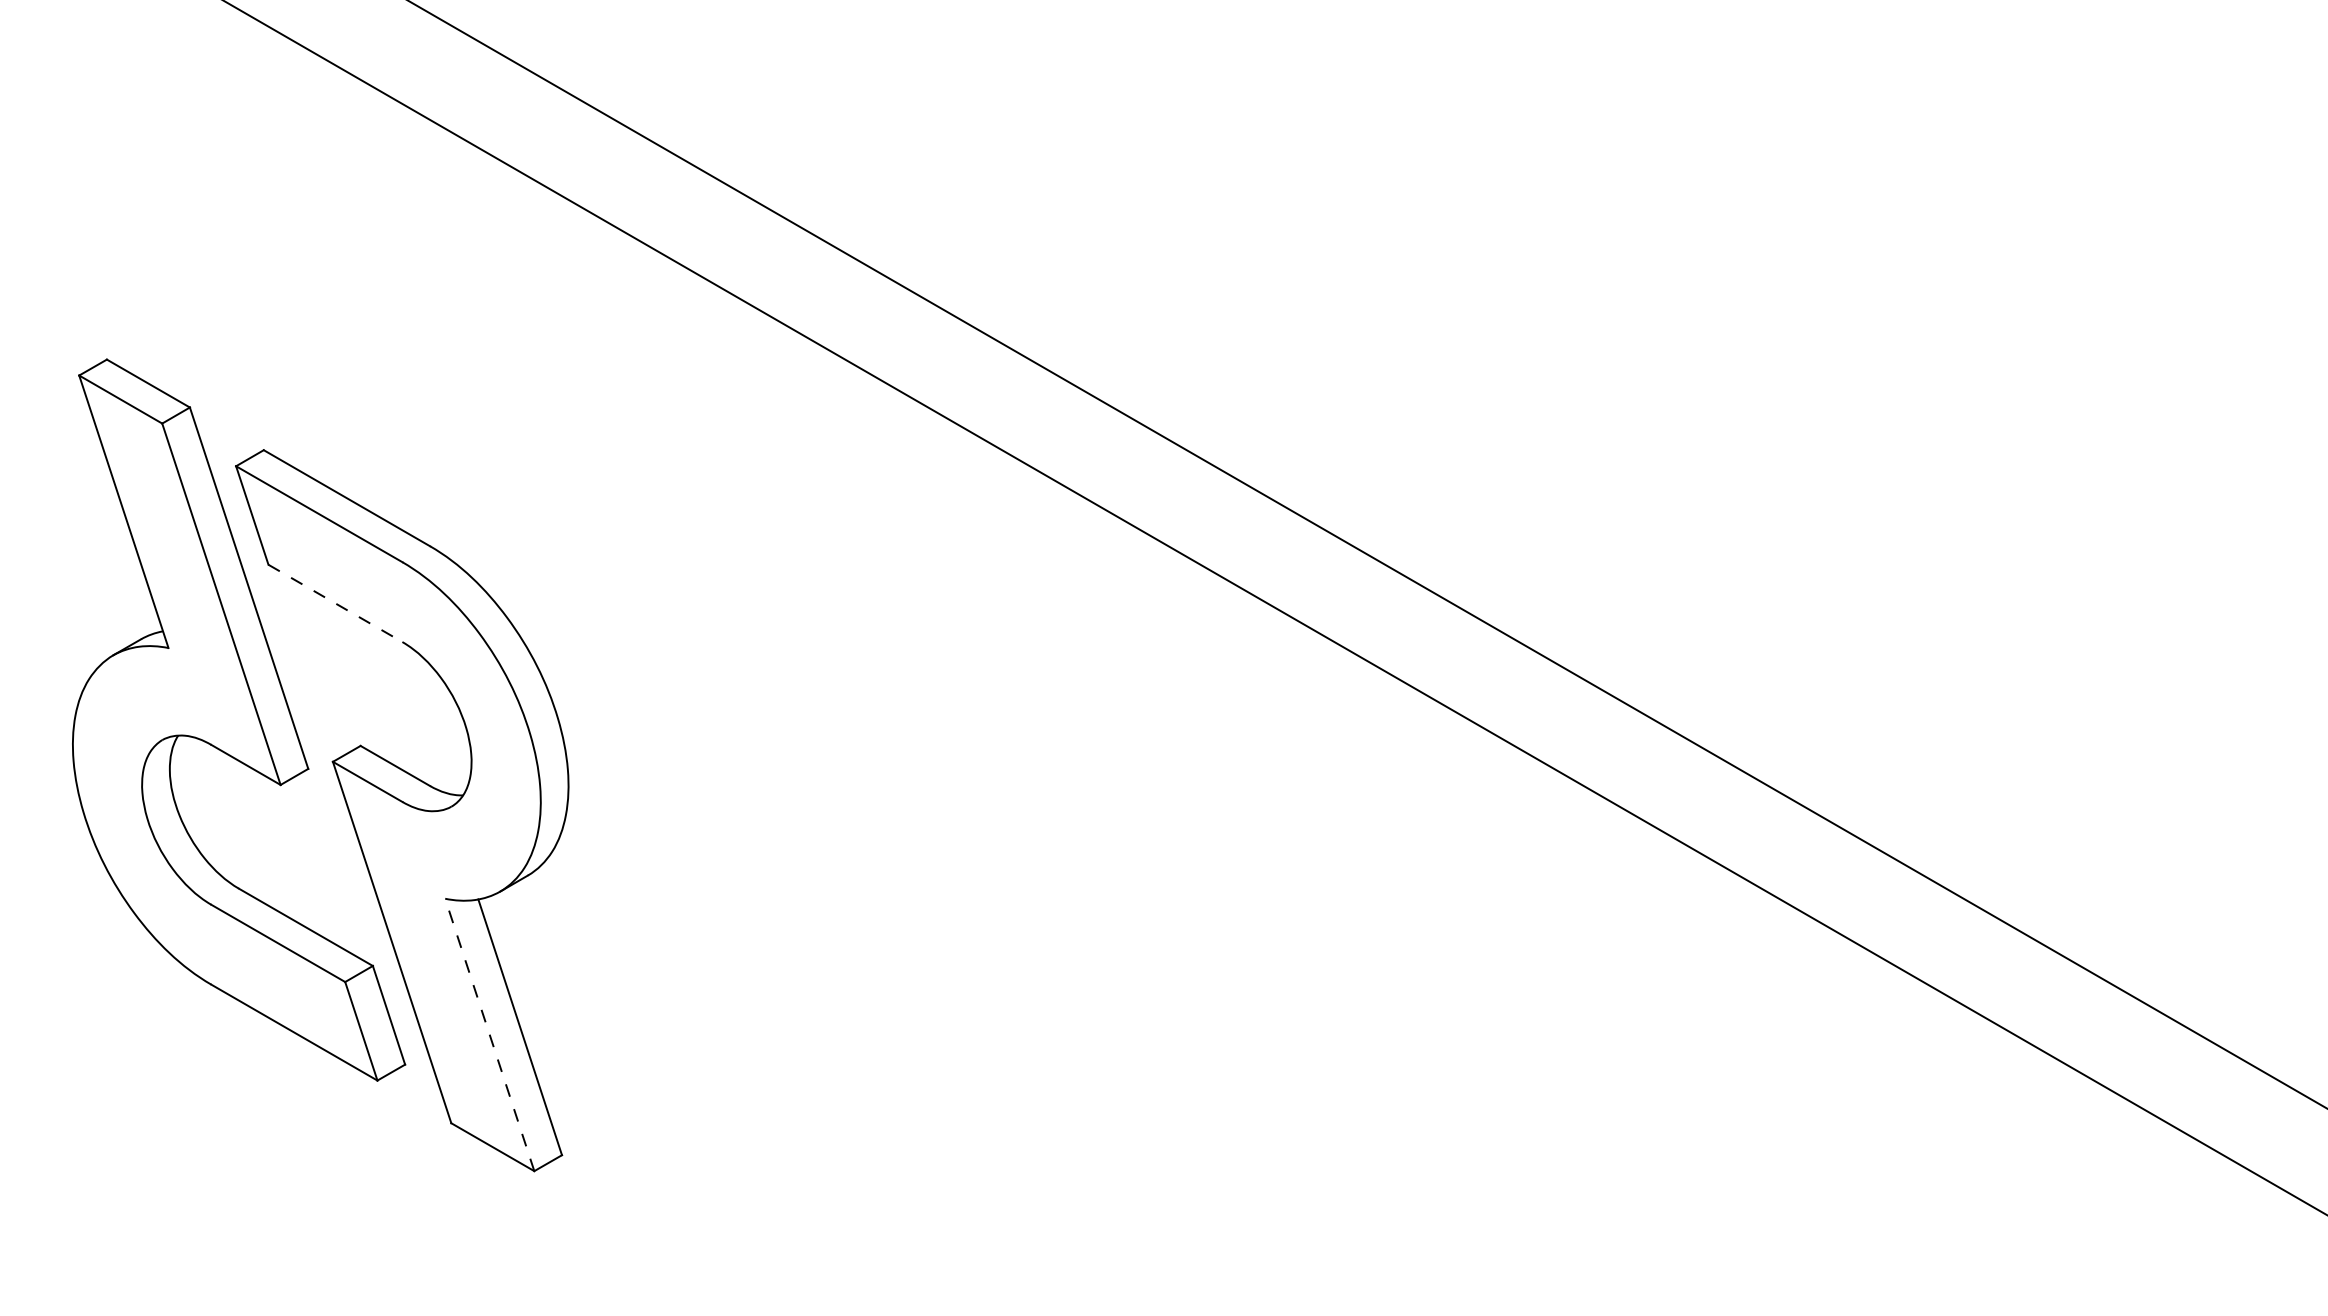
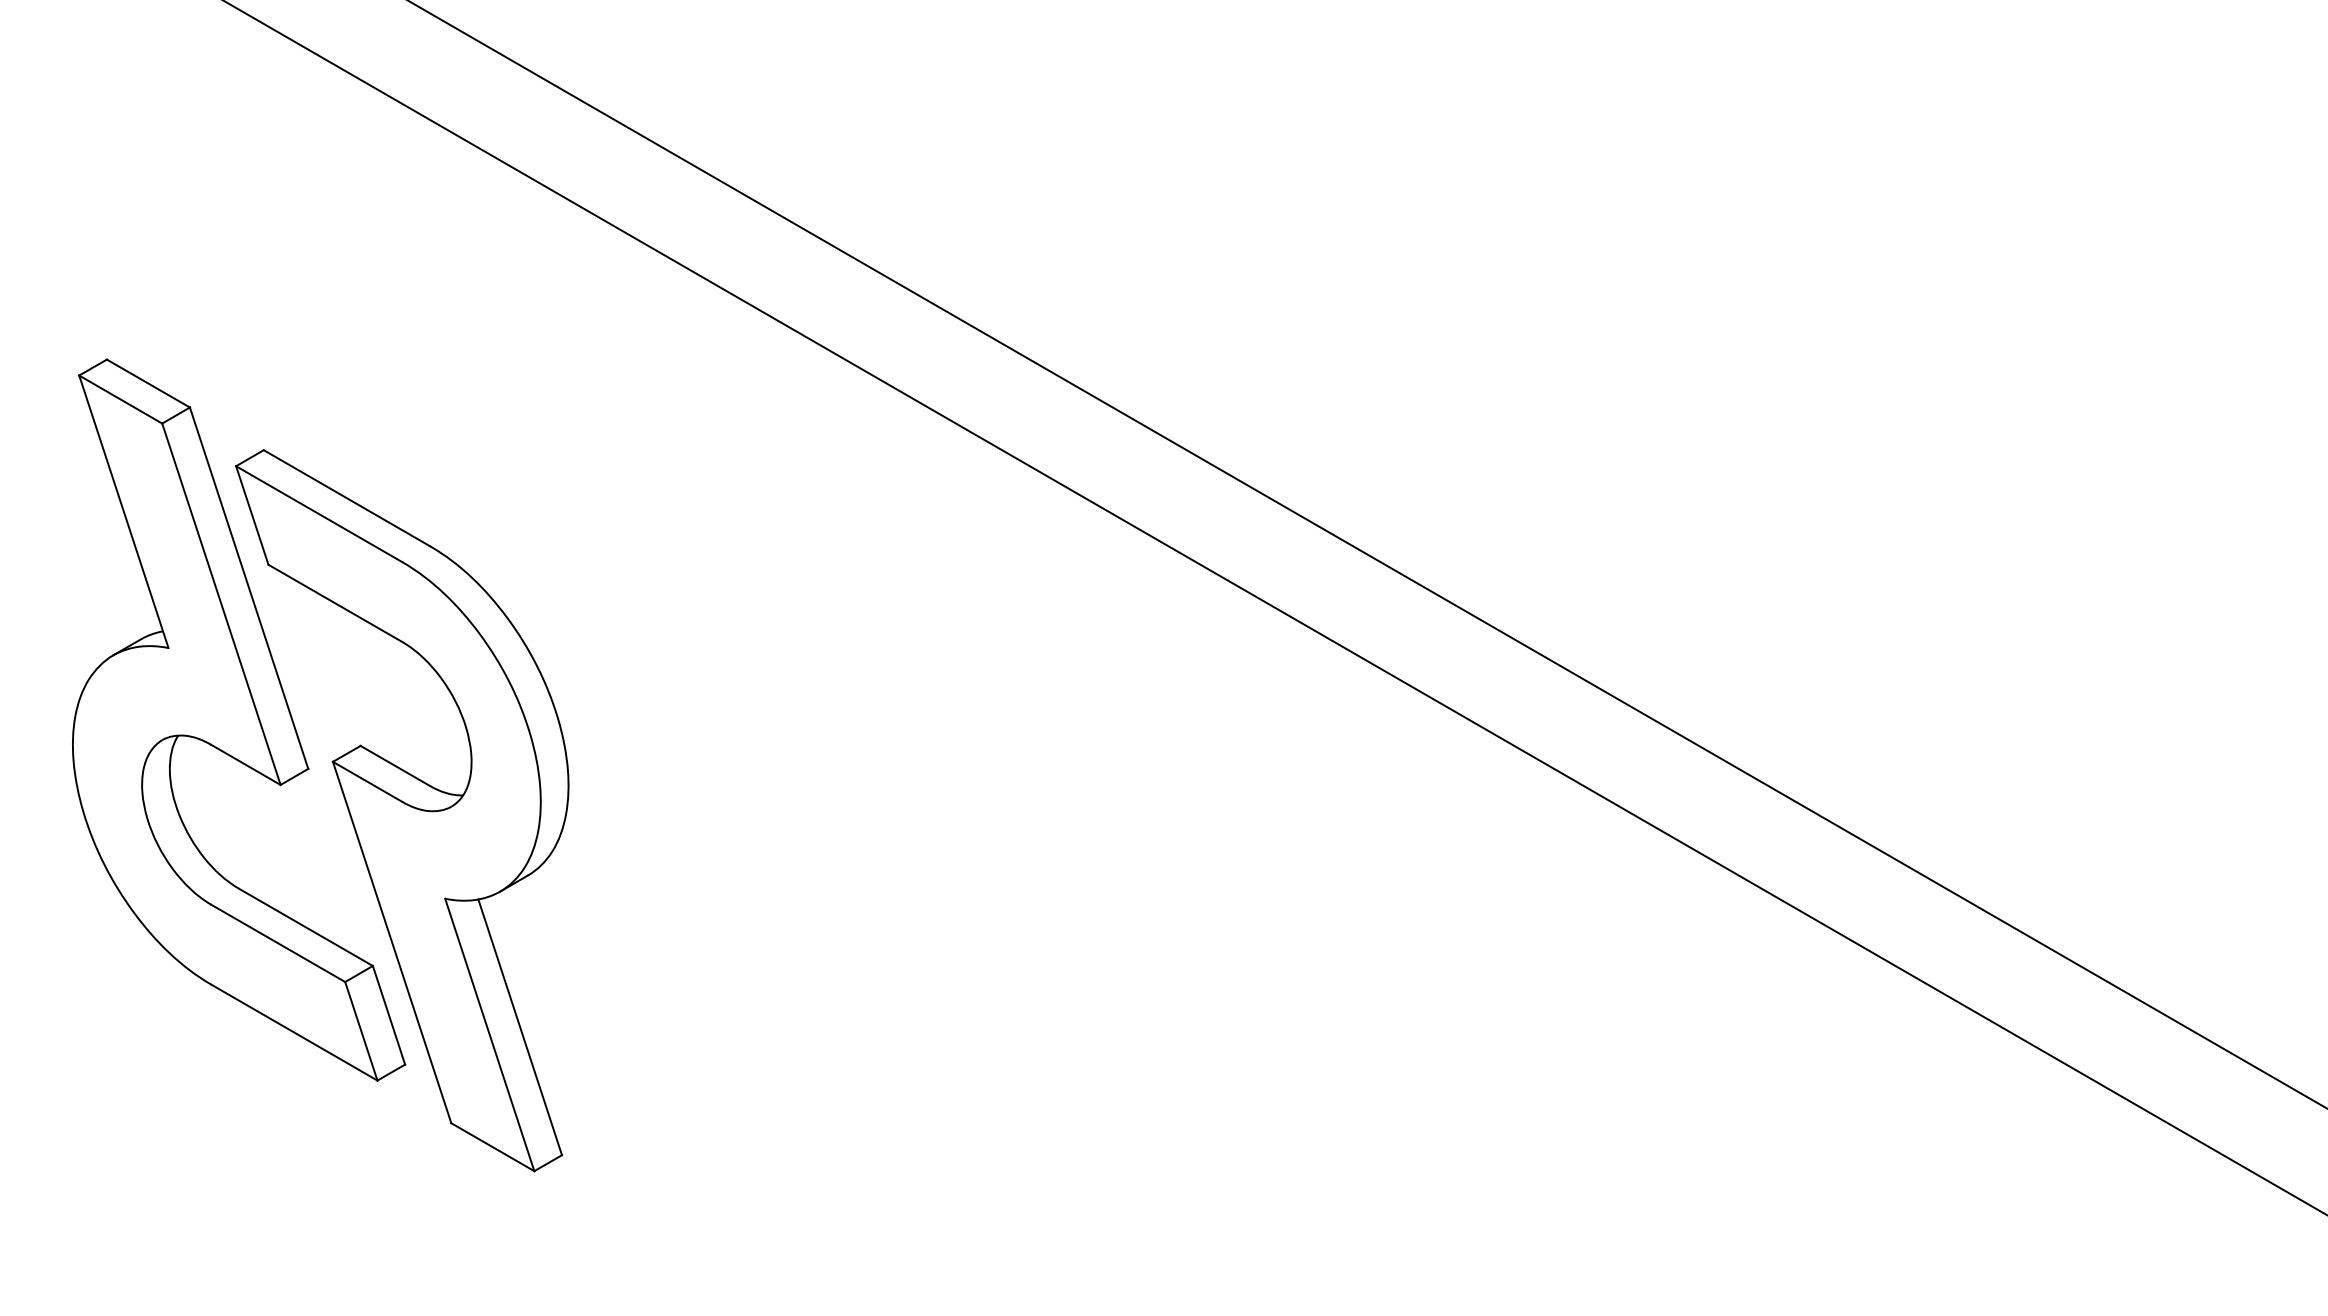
line: dashed -> solid (335, 603)
line: dashed -> solid (489, 1034)
